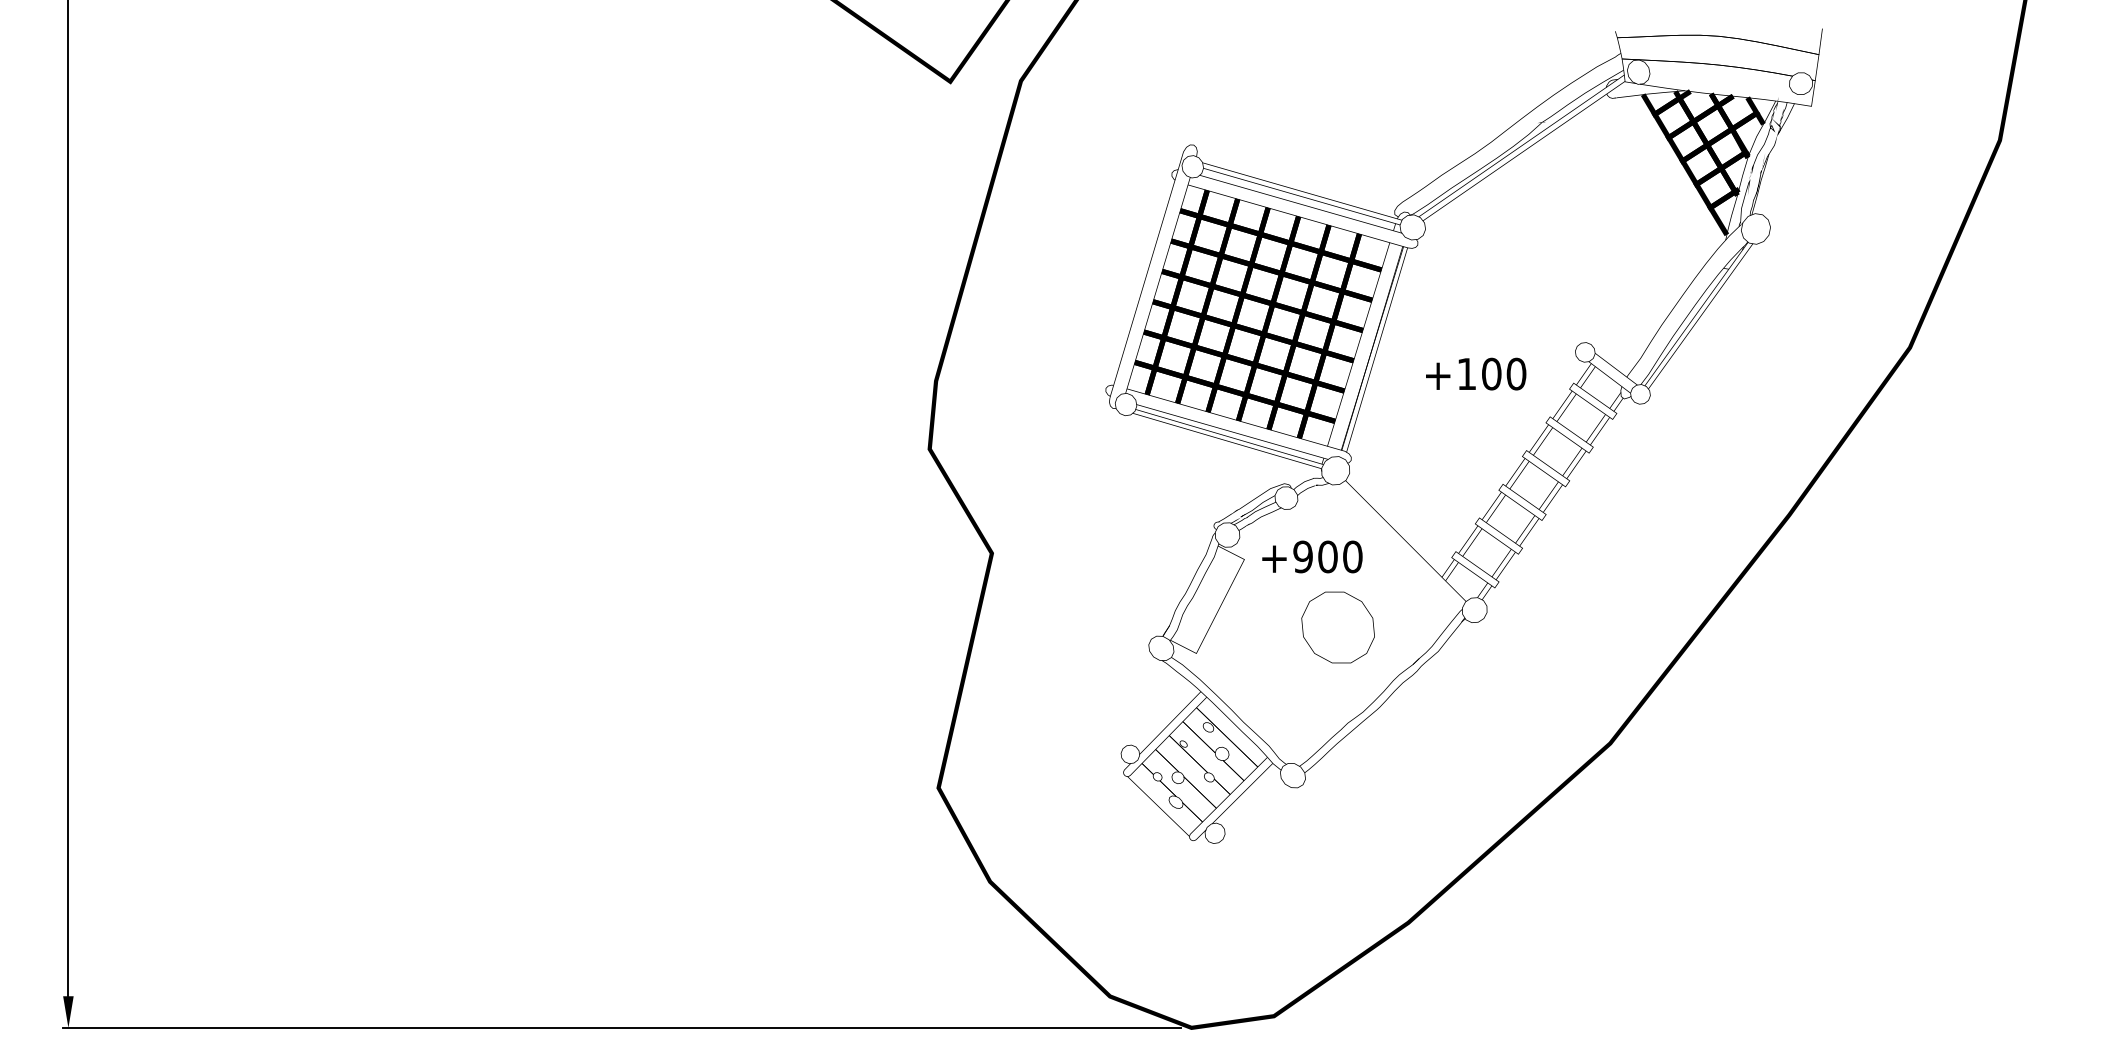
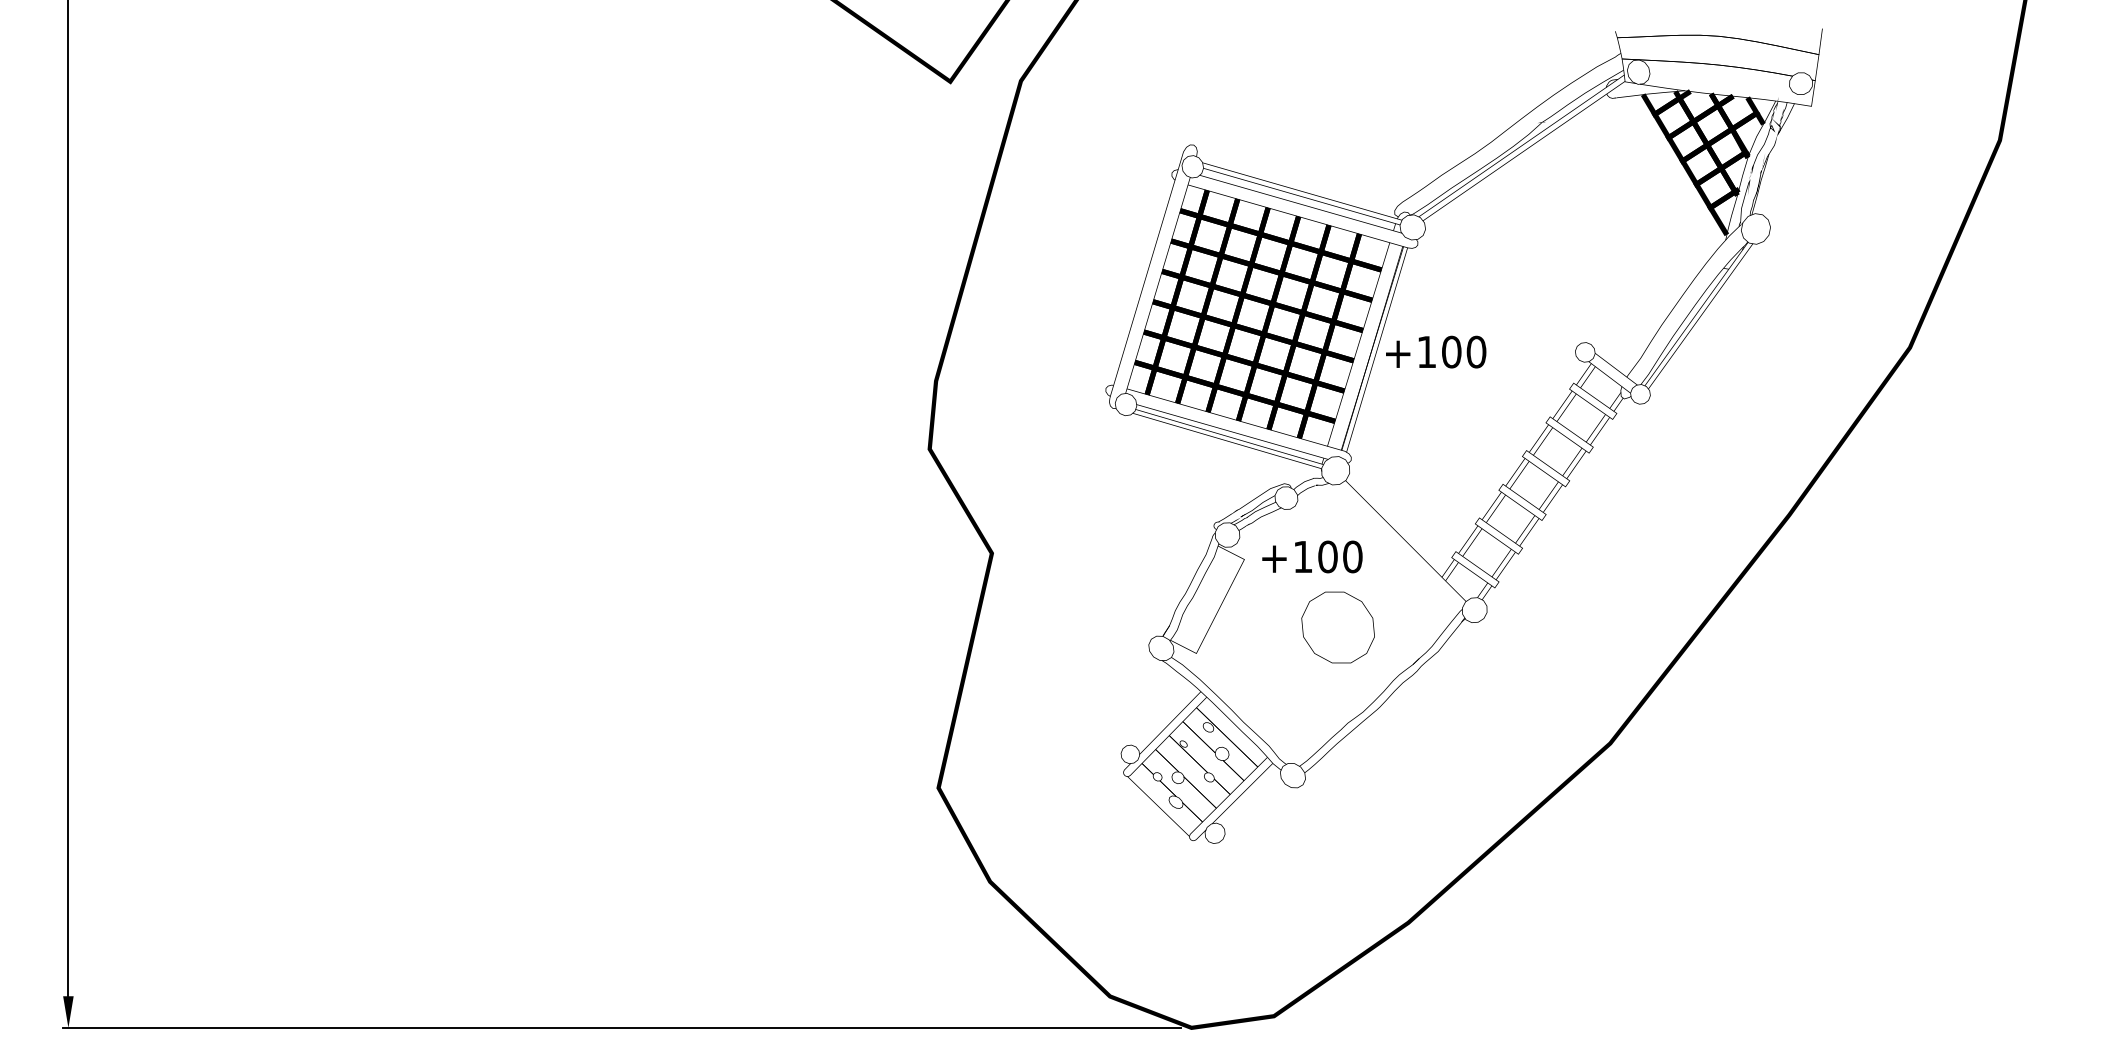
text position: (1476, 373) -> (1436, 351) (1436, 351)
text: +900 -> +100 (1302, 556)
